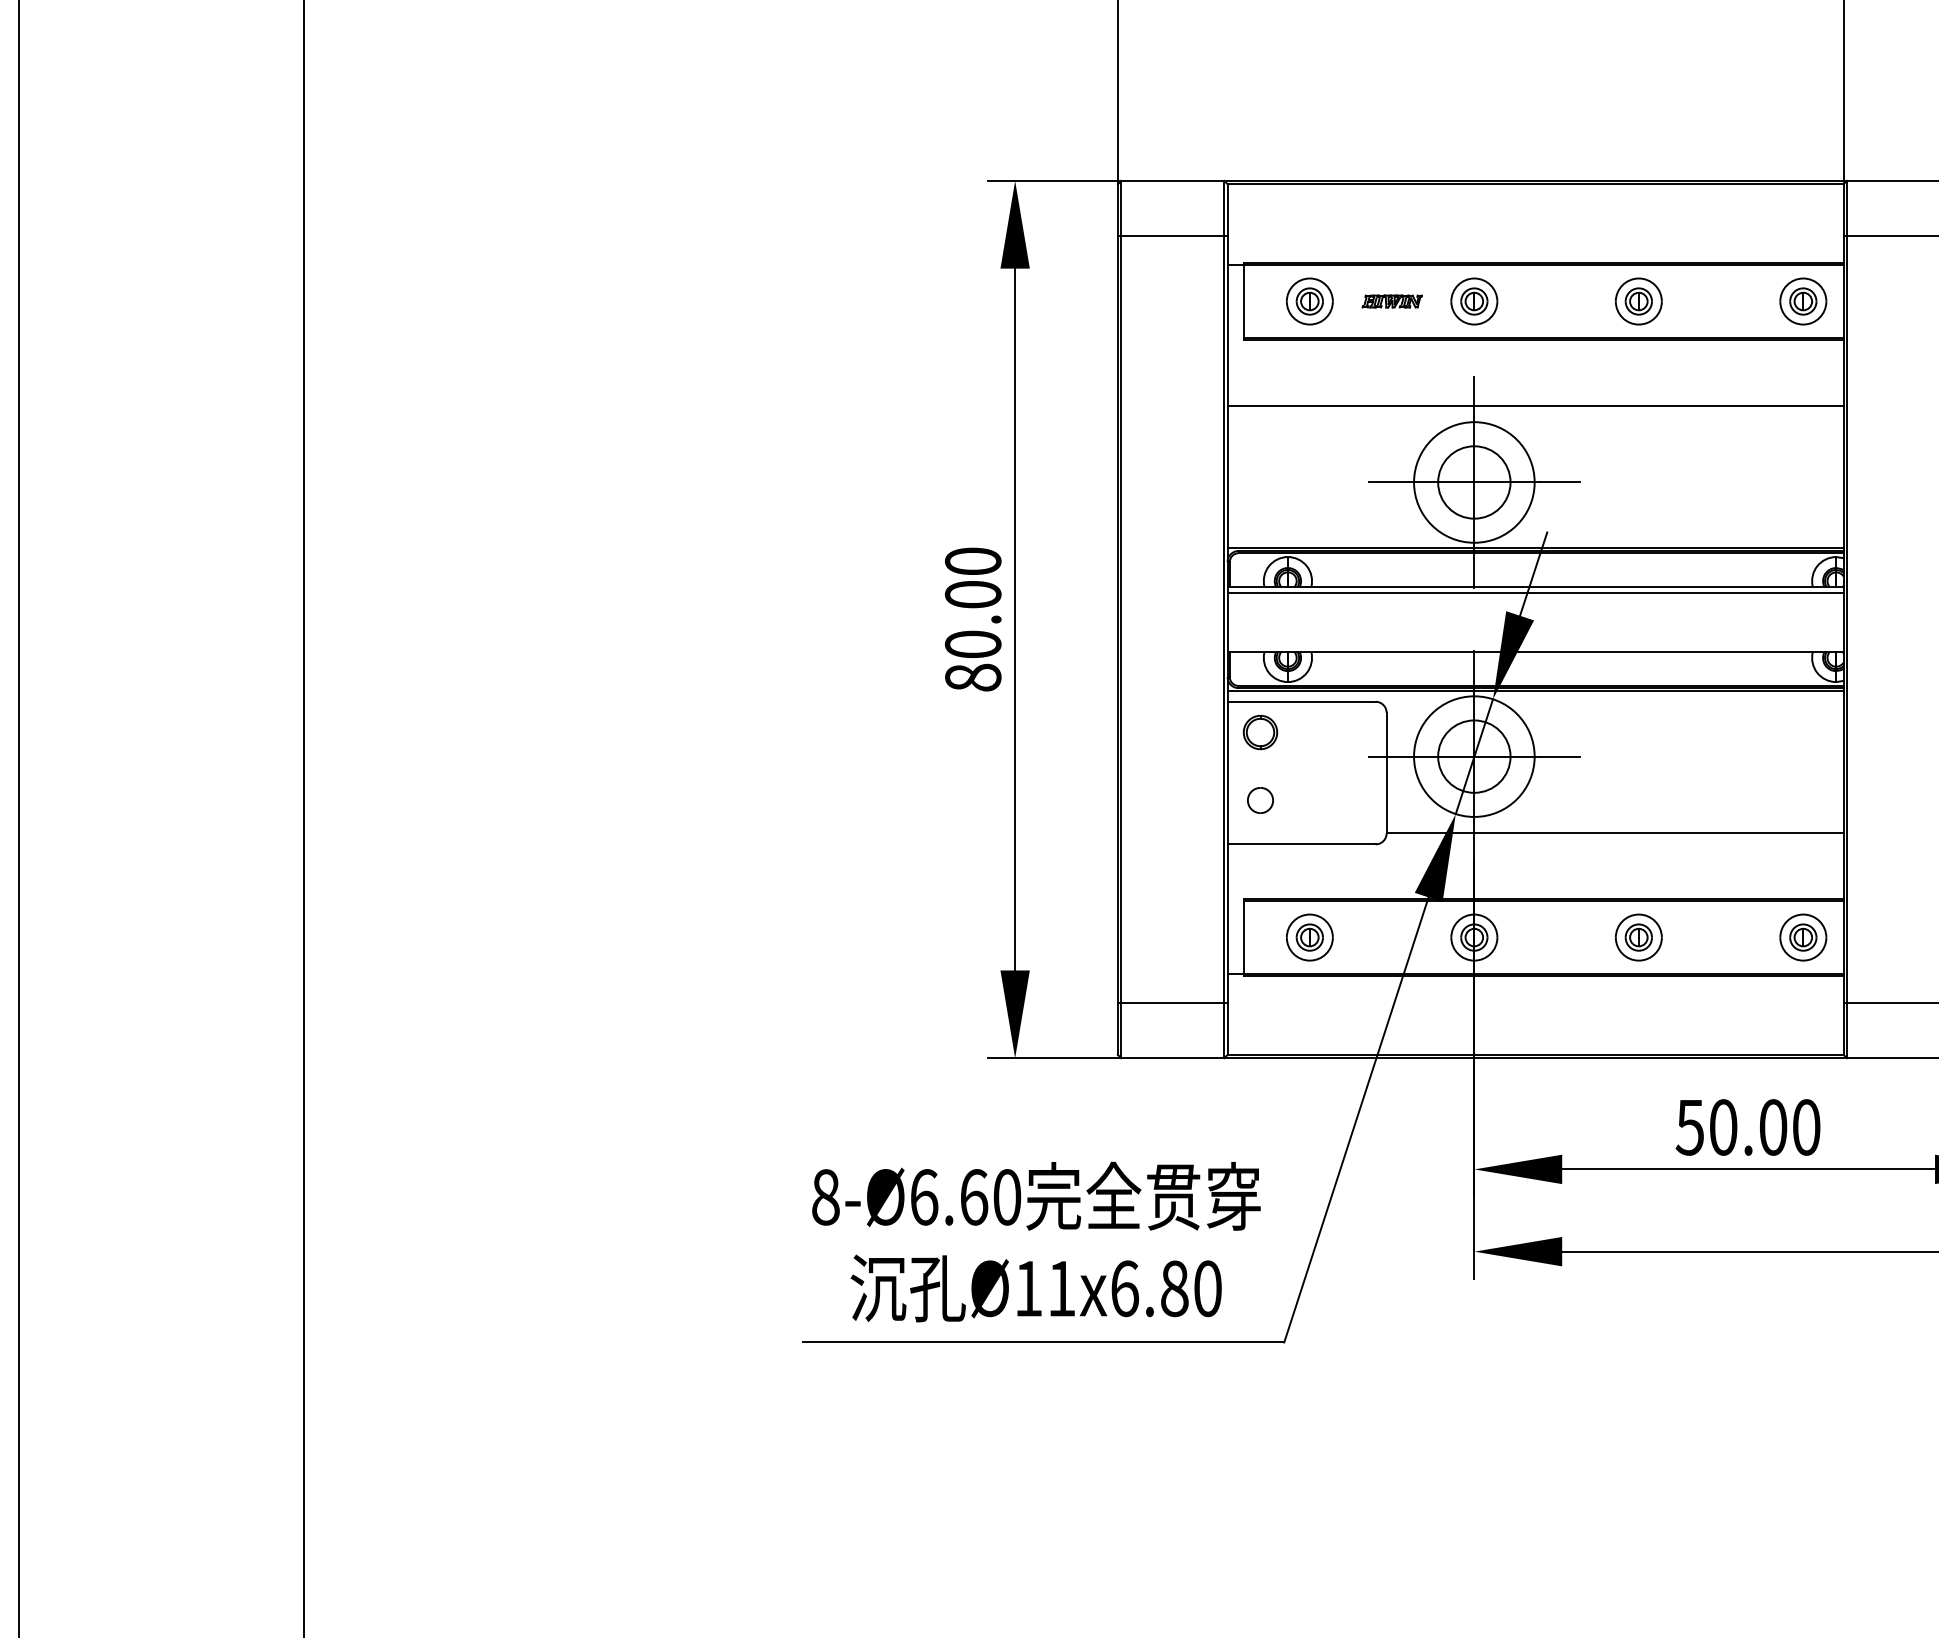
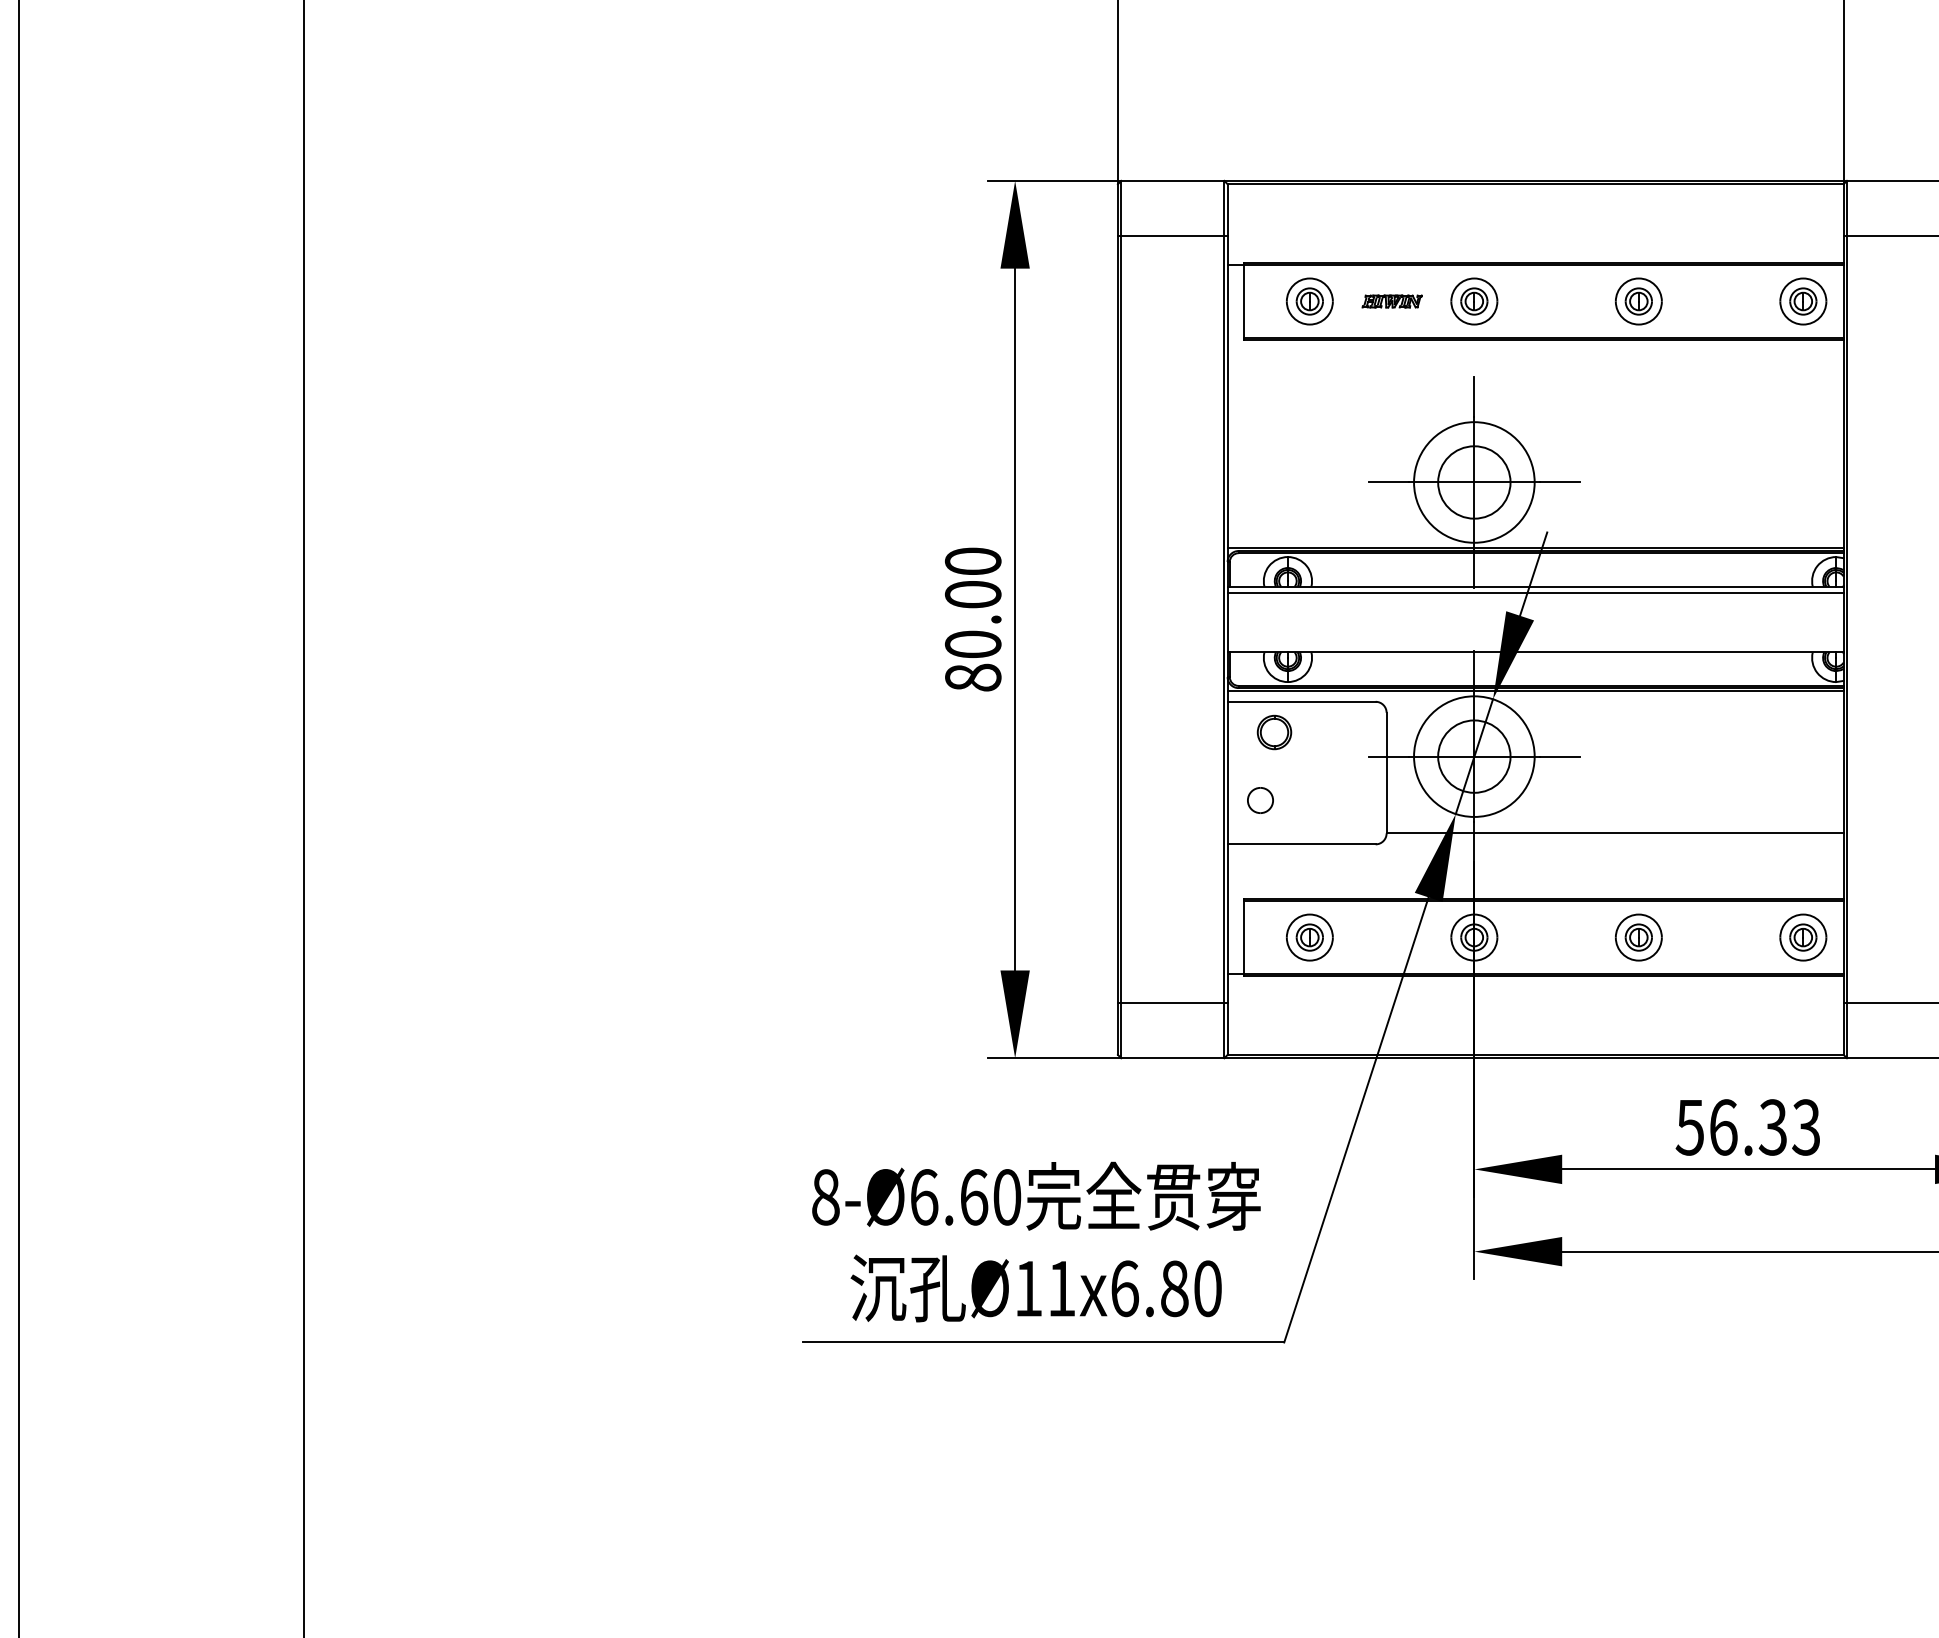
line: present -> none (1535, 405)
part position: (1260, 732) -> (1274, 732) (1274, 732)
text: 50.00 -> 56.33 (1765, 1127)
